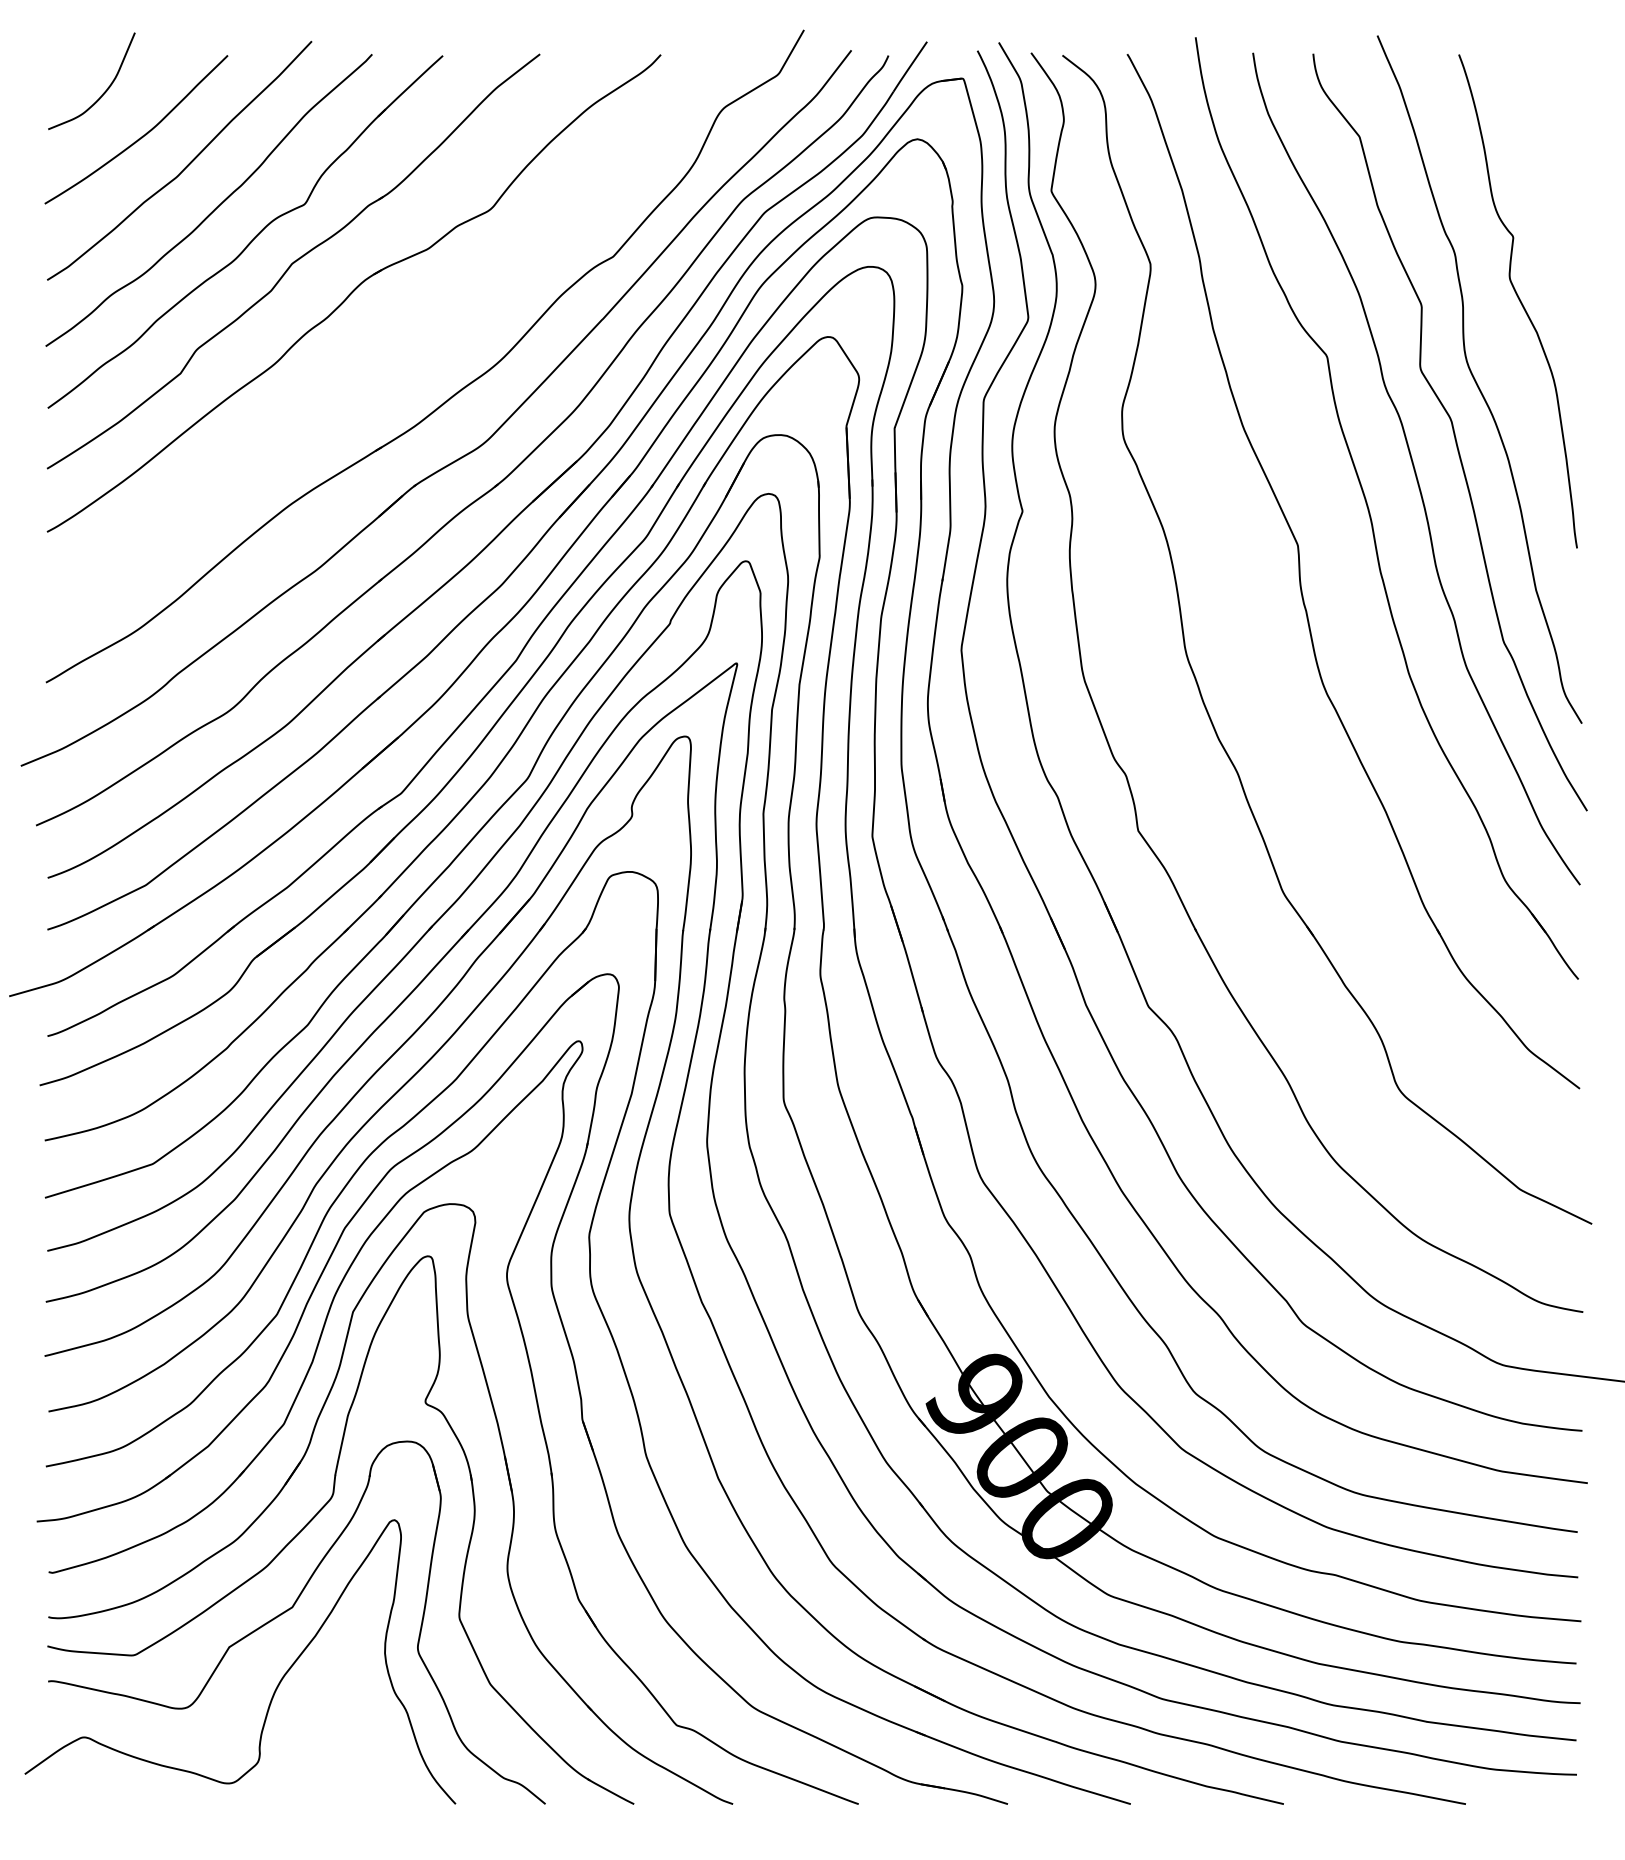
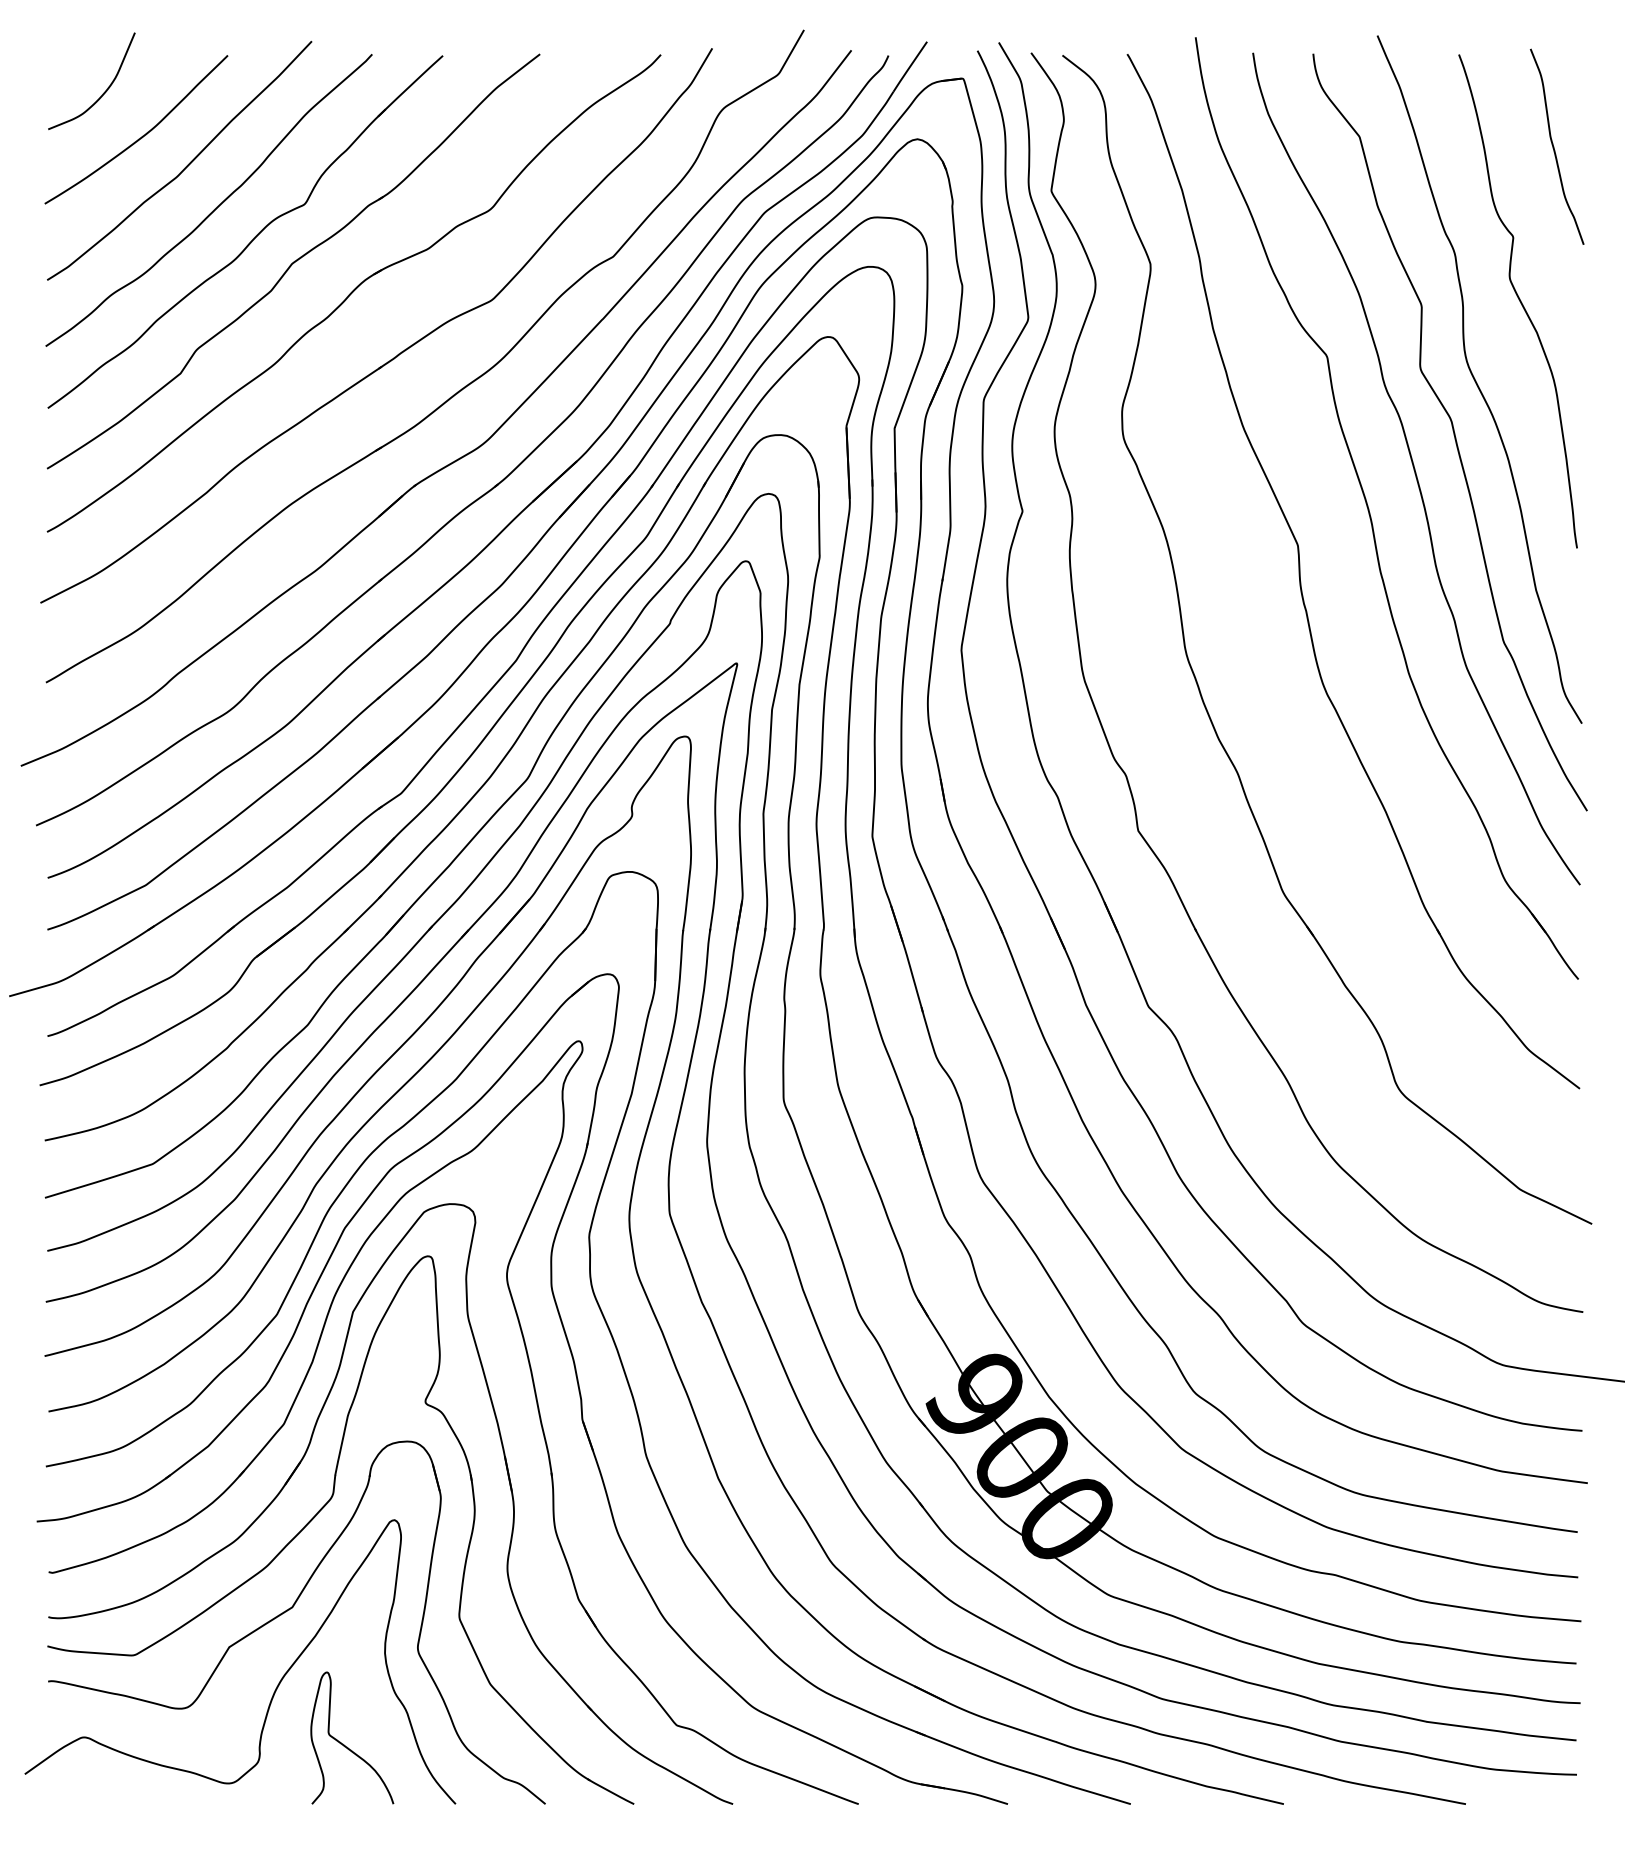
curve: none -> present (1554, 146)
part: none -> present (398, 353)
curve: none -> present (344, 1744)
